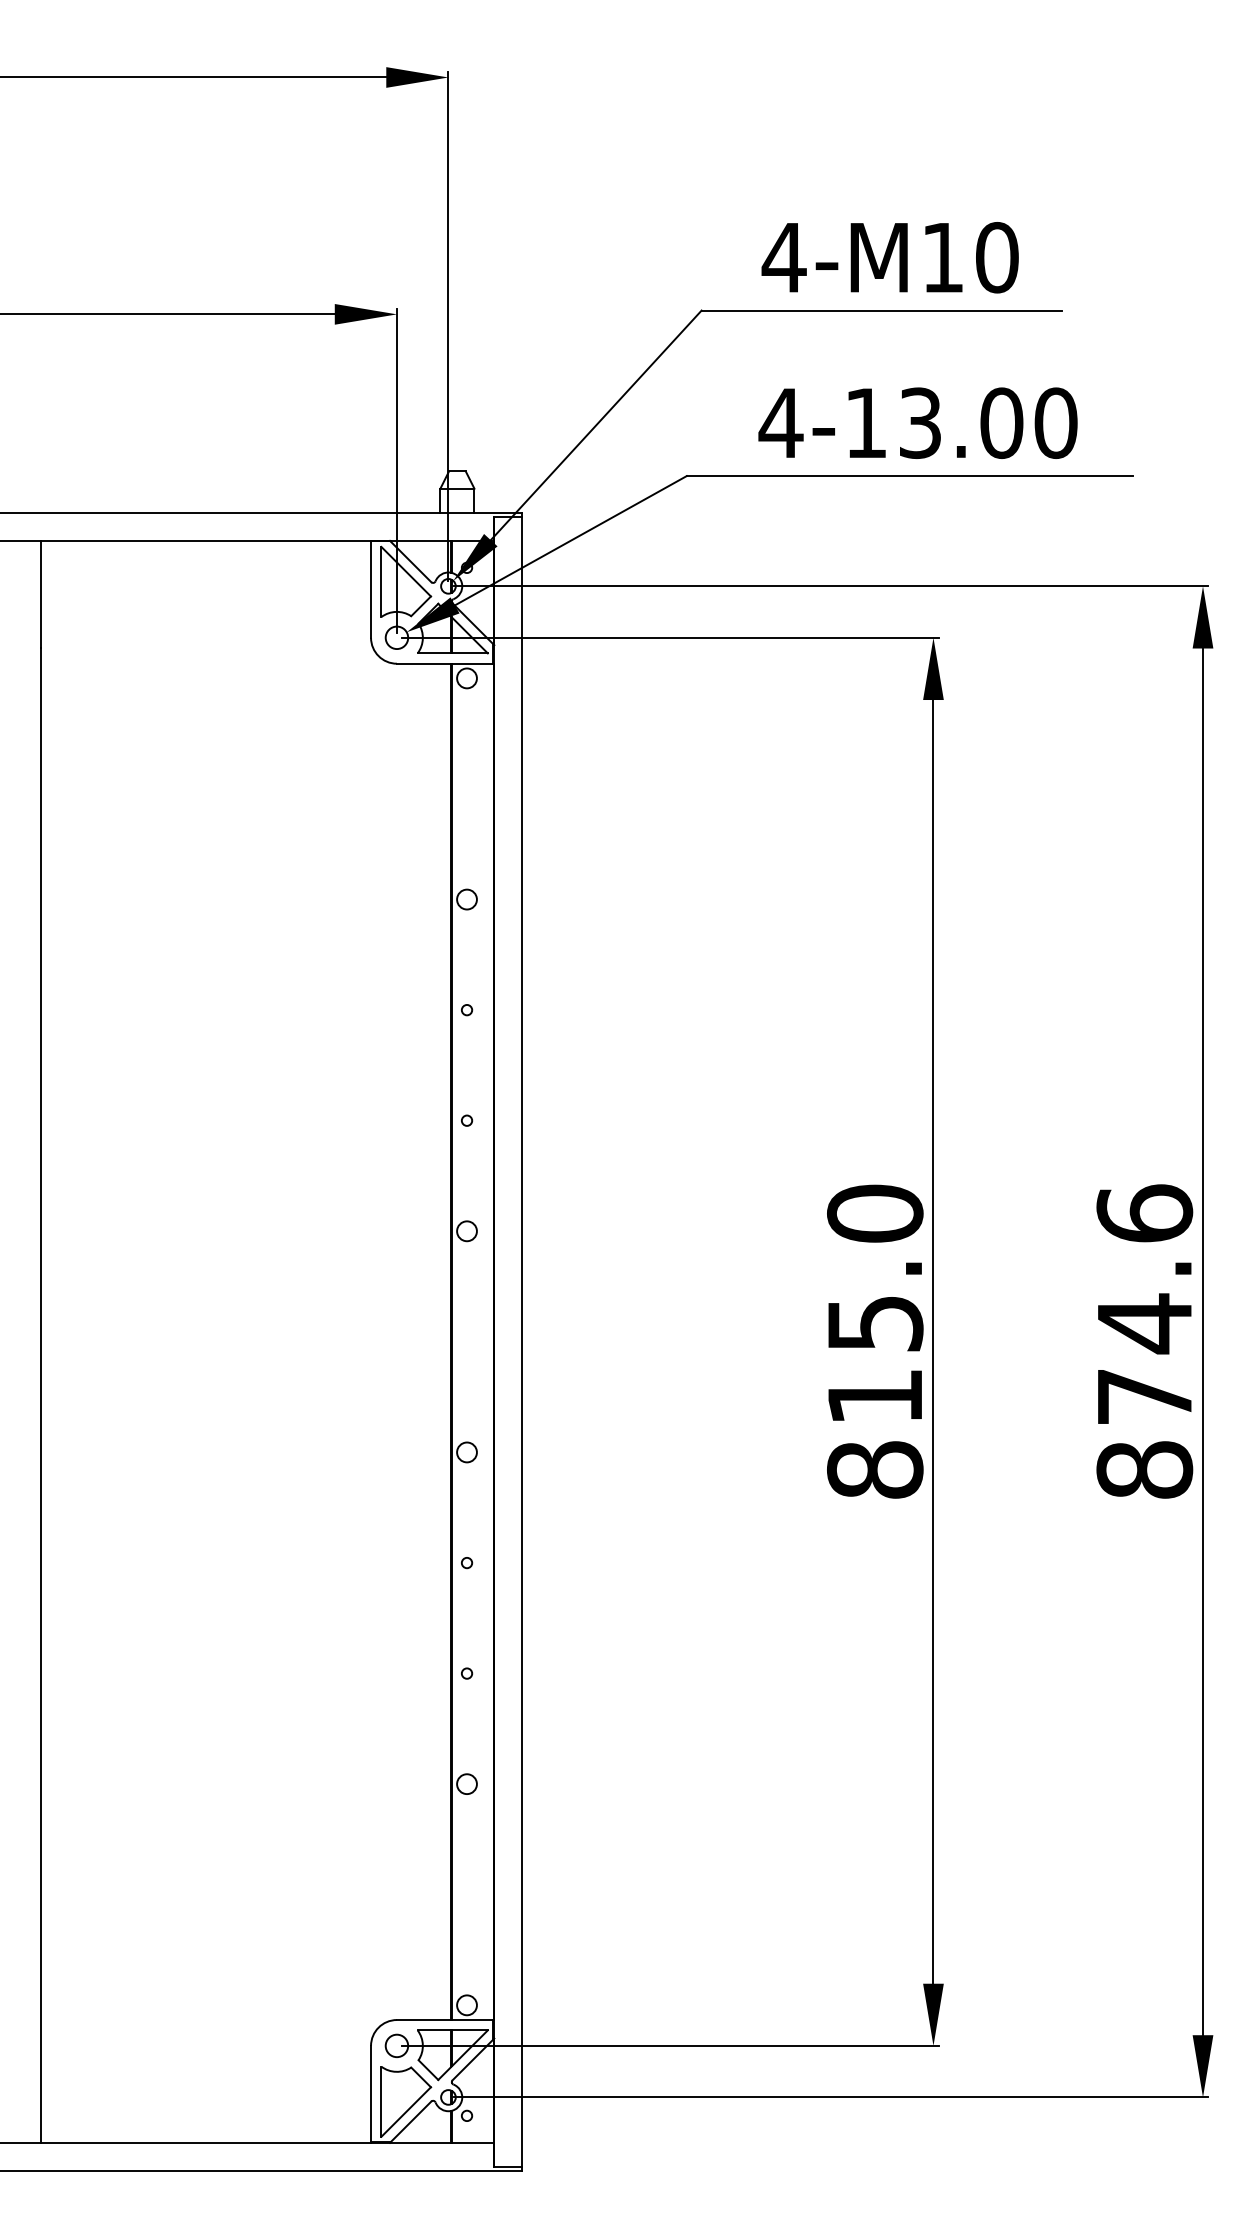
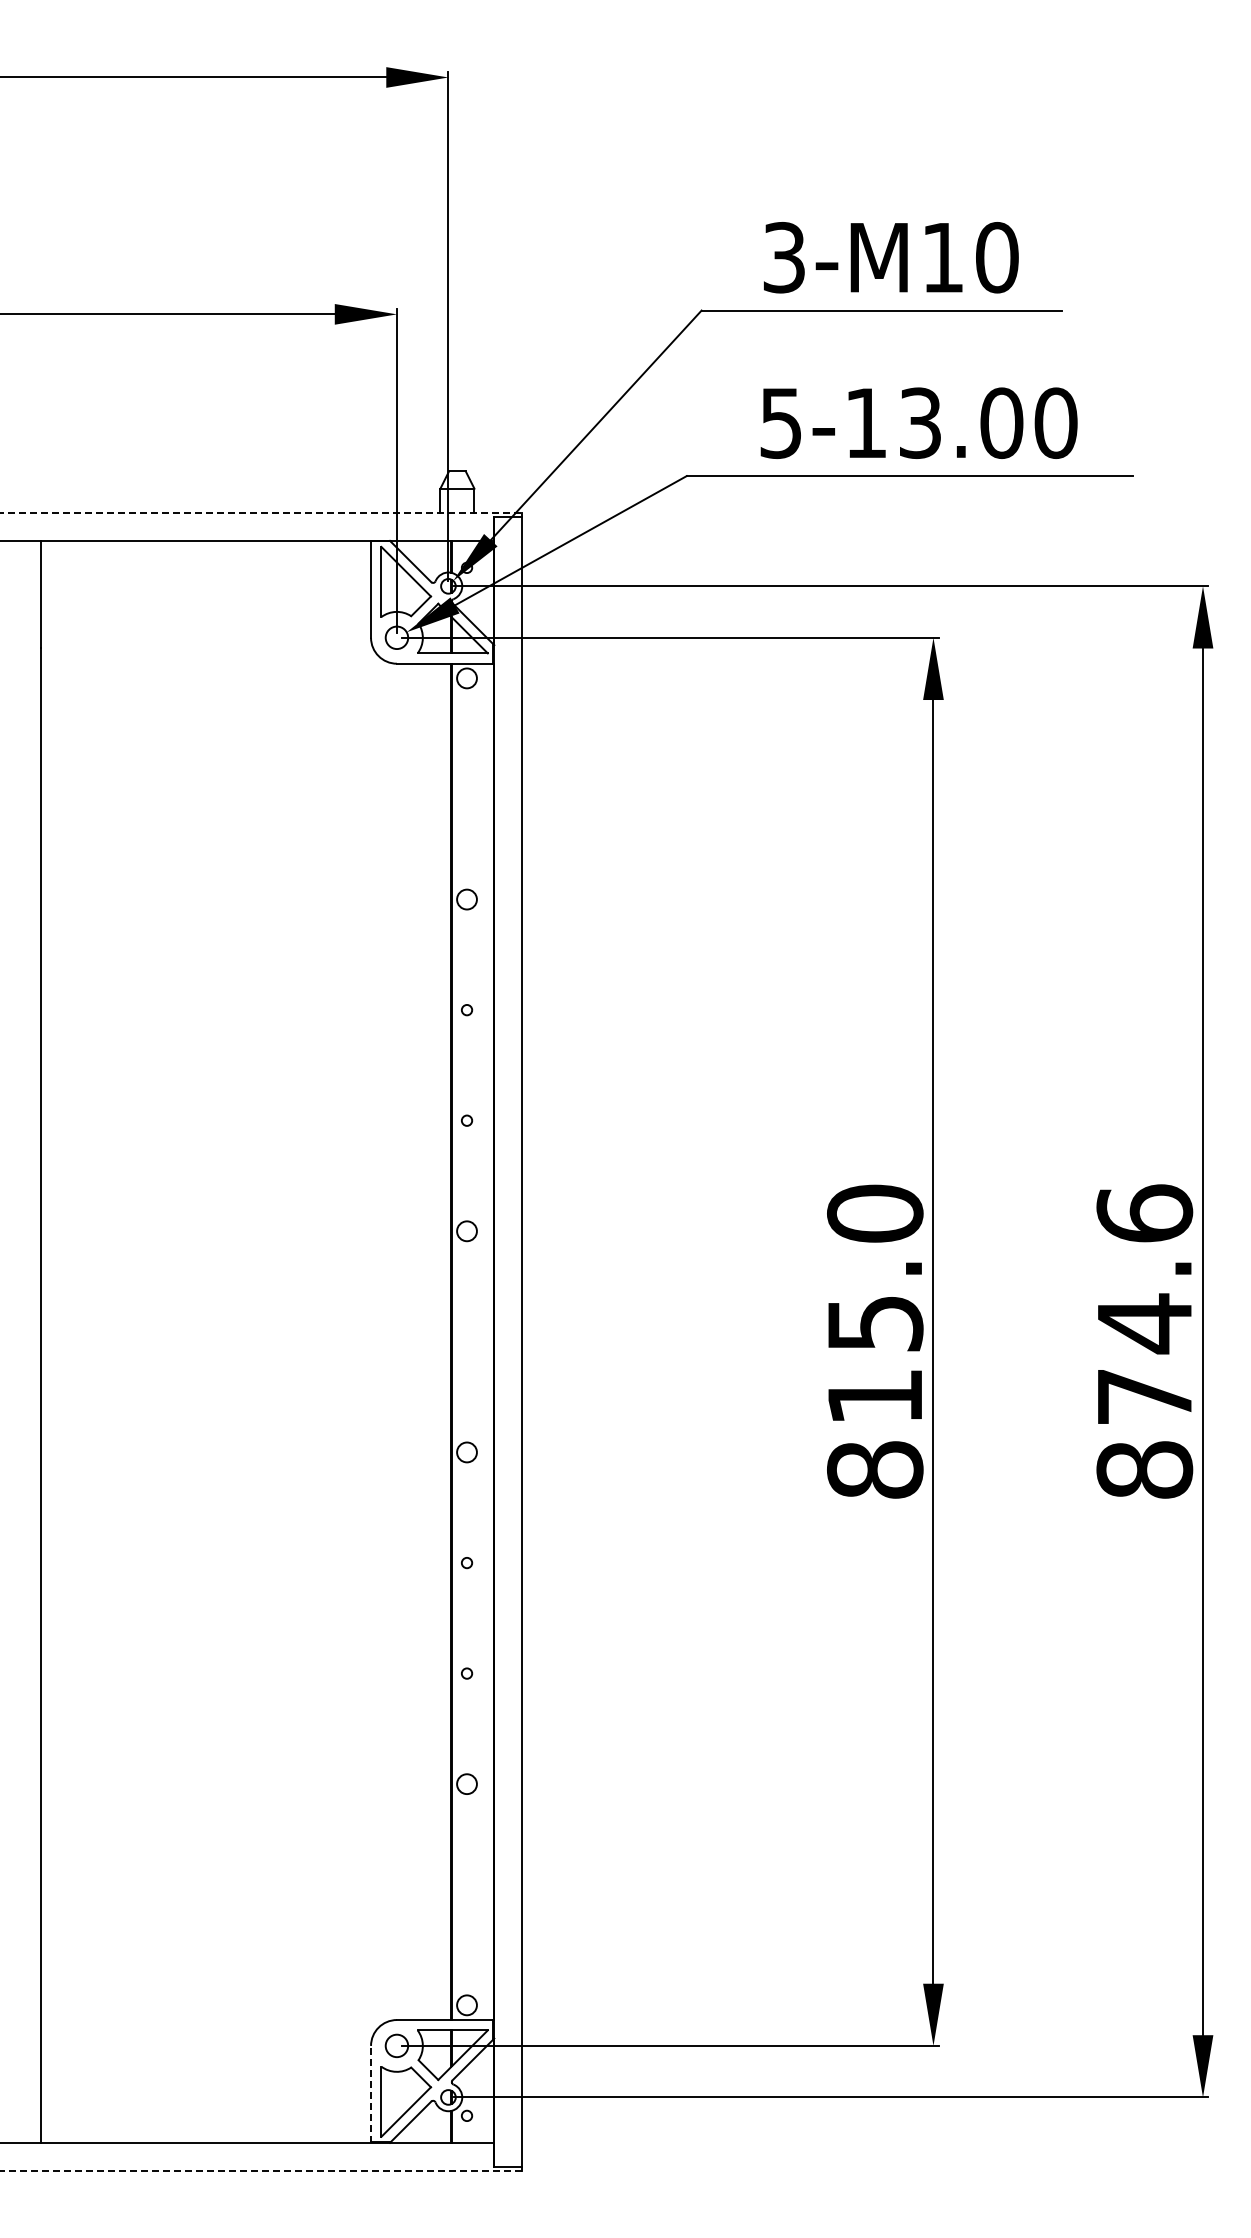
text: 4-M10 -> 3-M10 (783, 257)
text: 4-13.00 -> 5-13.00 (780, 423)
line: solid -> dashed (261, 512)
line: solid -> dashed (371, 2093)
line: solid -> dashed (260, 2170)
